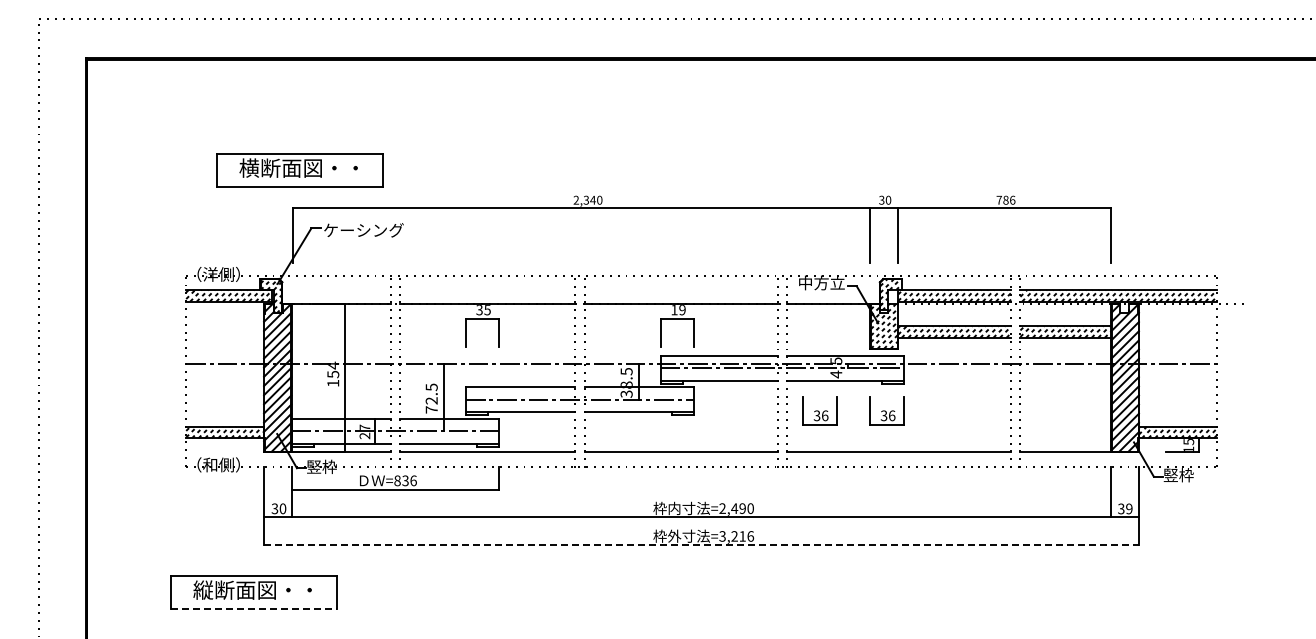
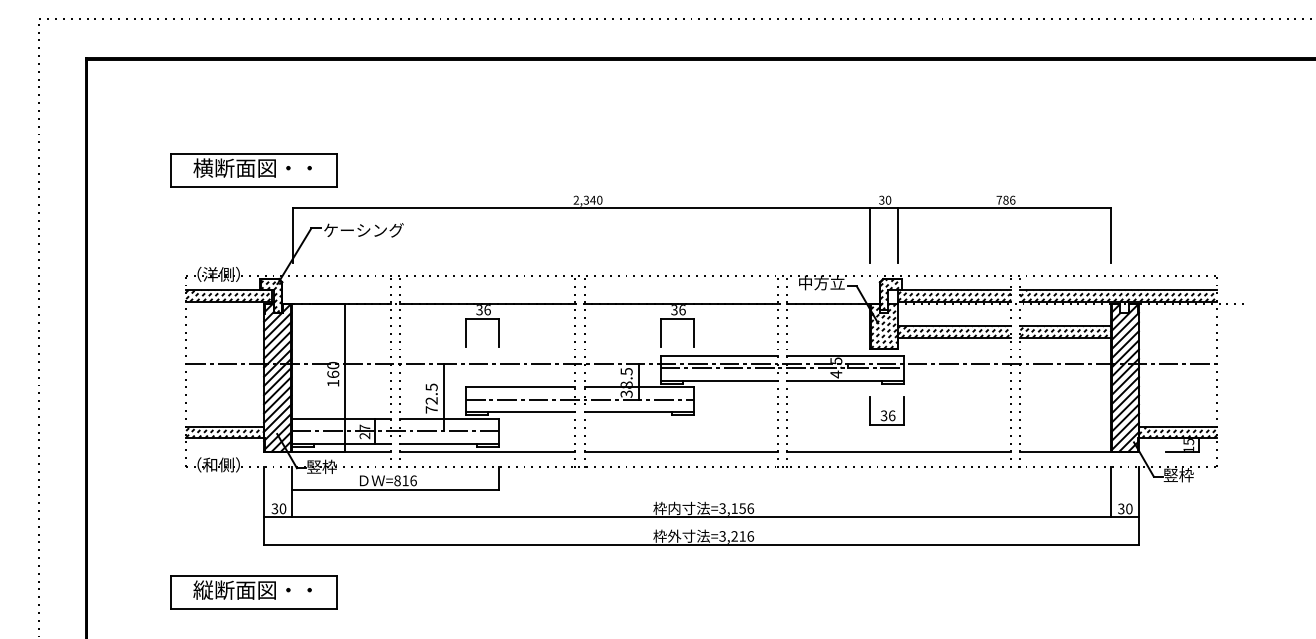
part position: (299, 170) -> (253, 170) (253, 170)
text: 35 -> 36 (487, 310)
text: 19 -> 36 (678, 310)
text: 154 -> 160 (333, 369)
part: present -> none (819, 410)
text: =836 -> =816 (405, 480)
text: =2,490 -> =3,156 (736, 508)
text: 39 -> 30 (1129, 508)
line: dashed -> solid (702, 545)
line: dashed -> solid (254, 609)
